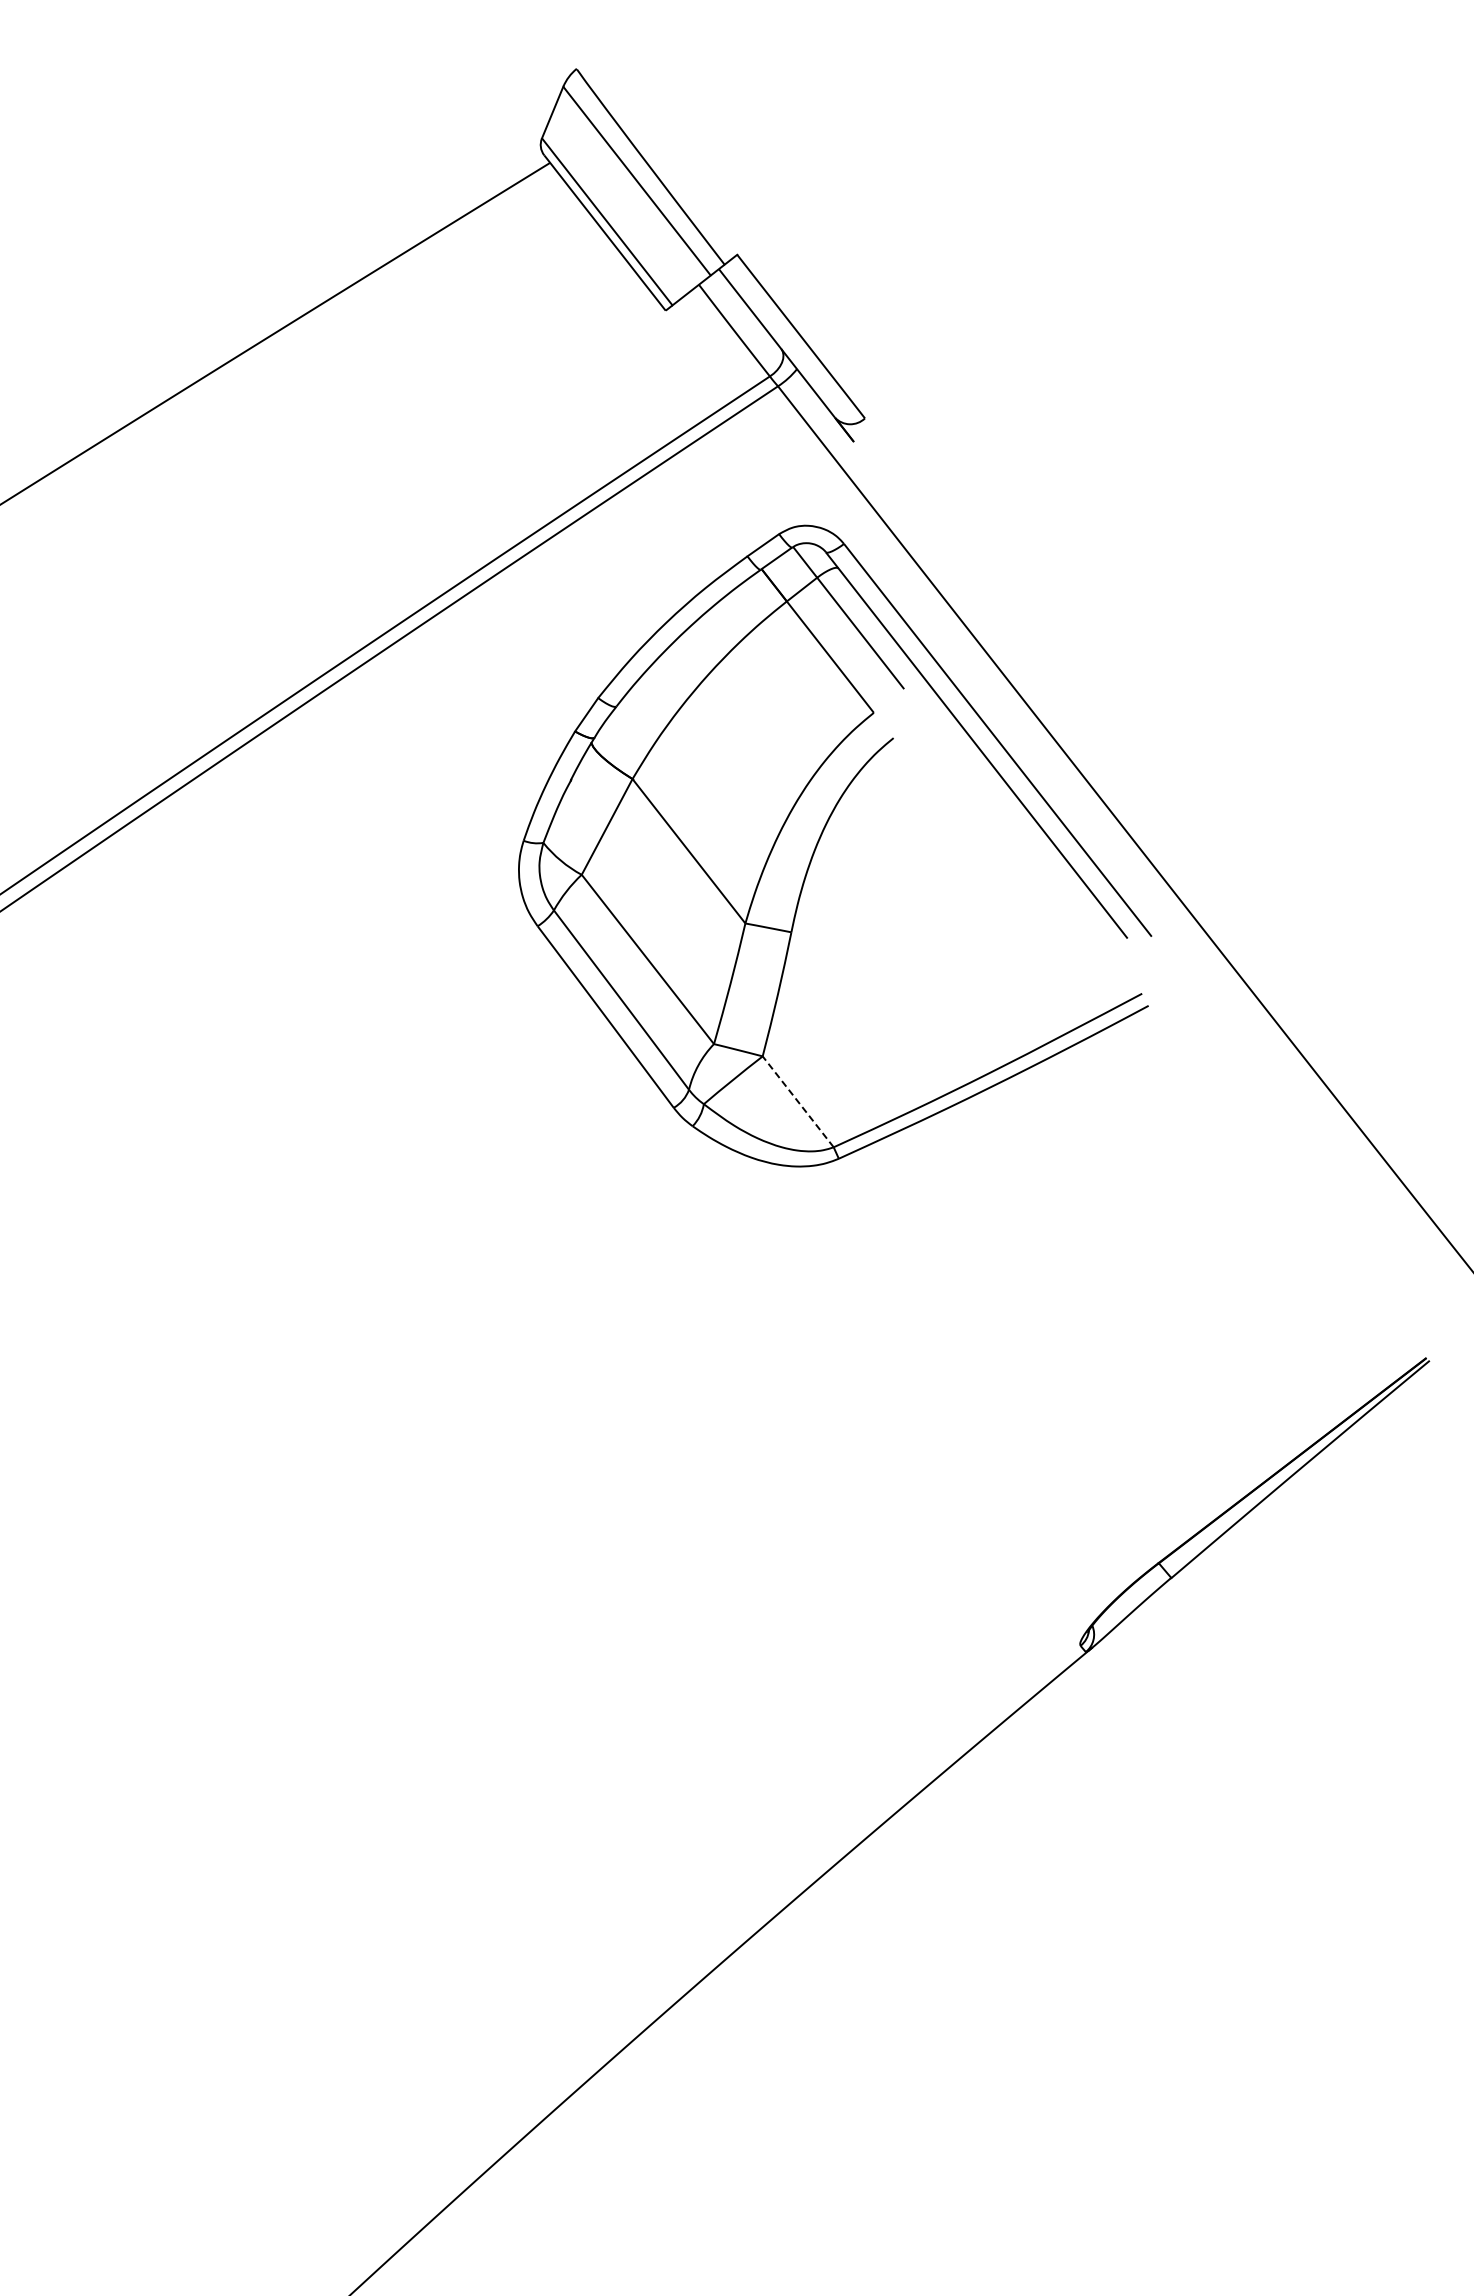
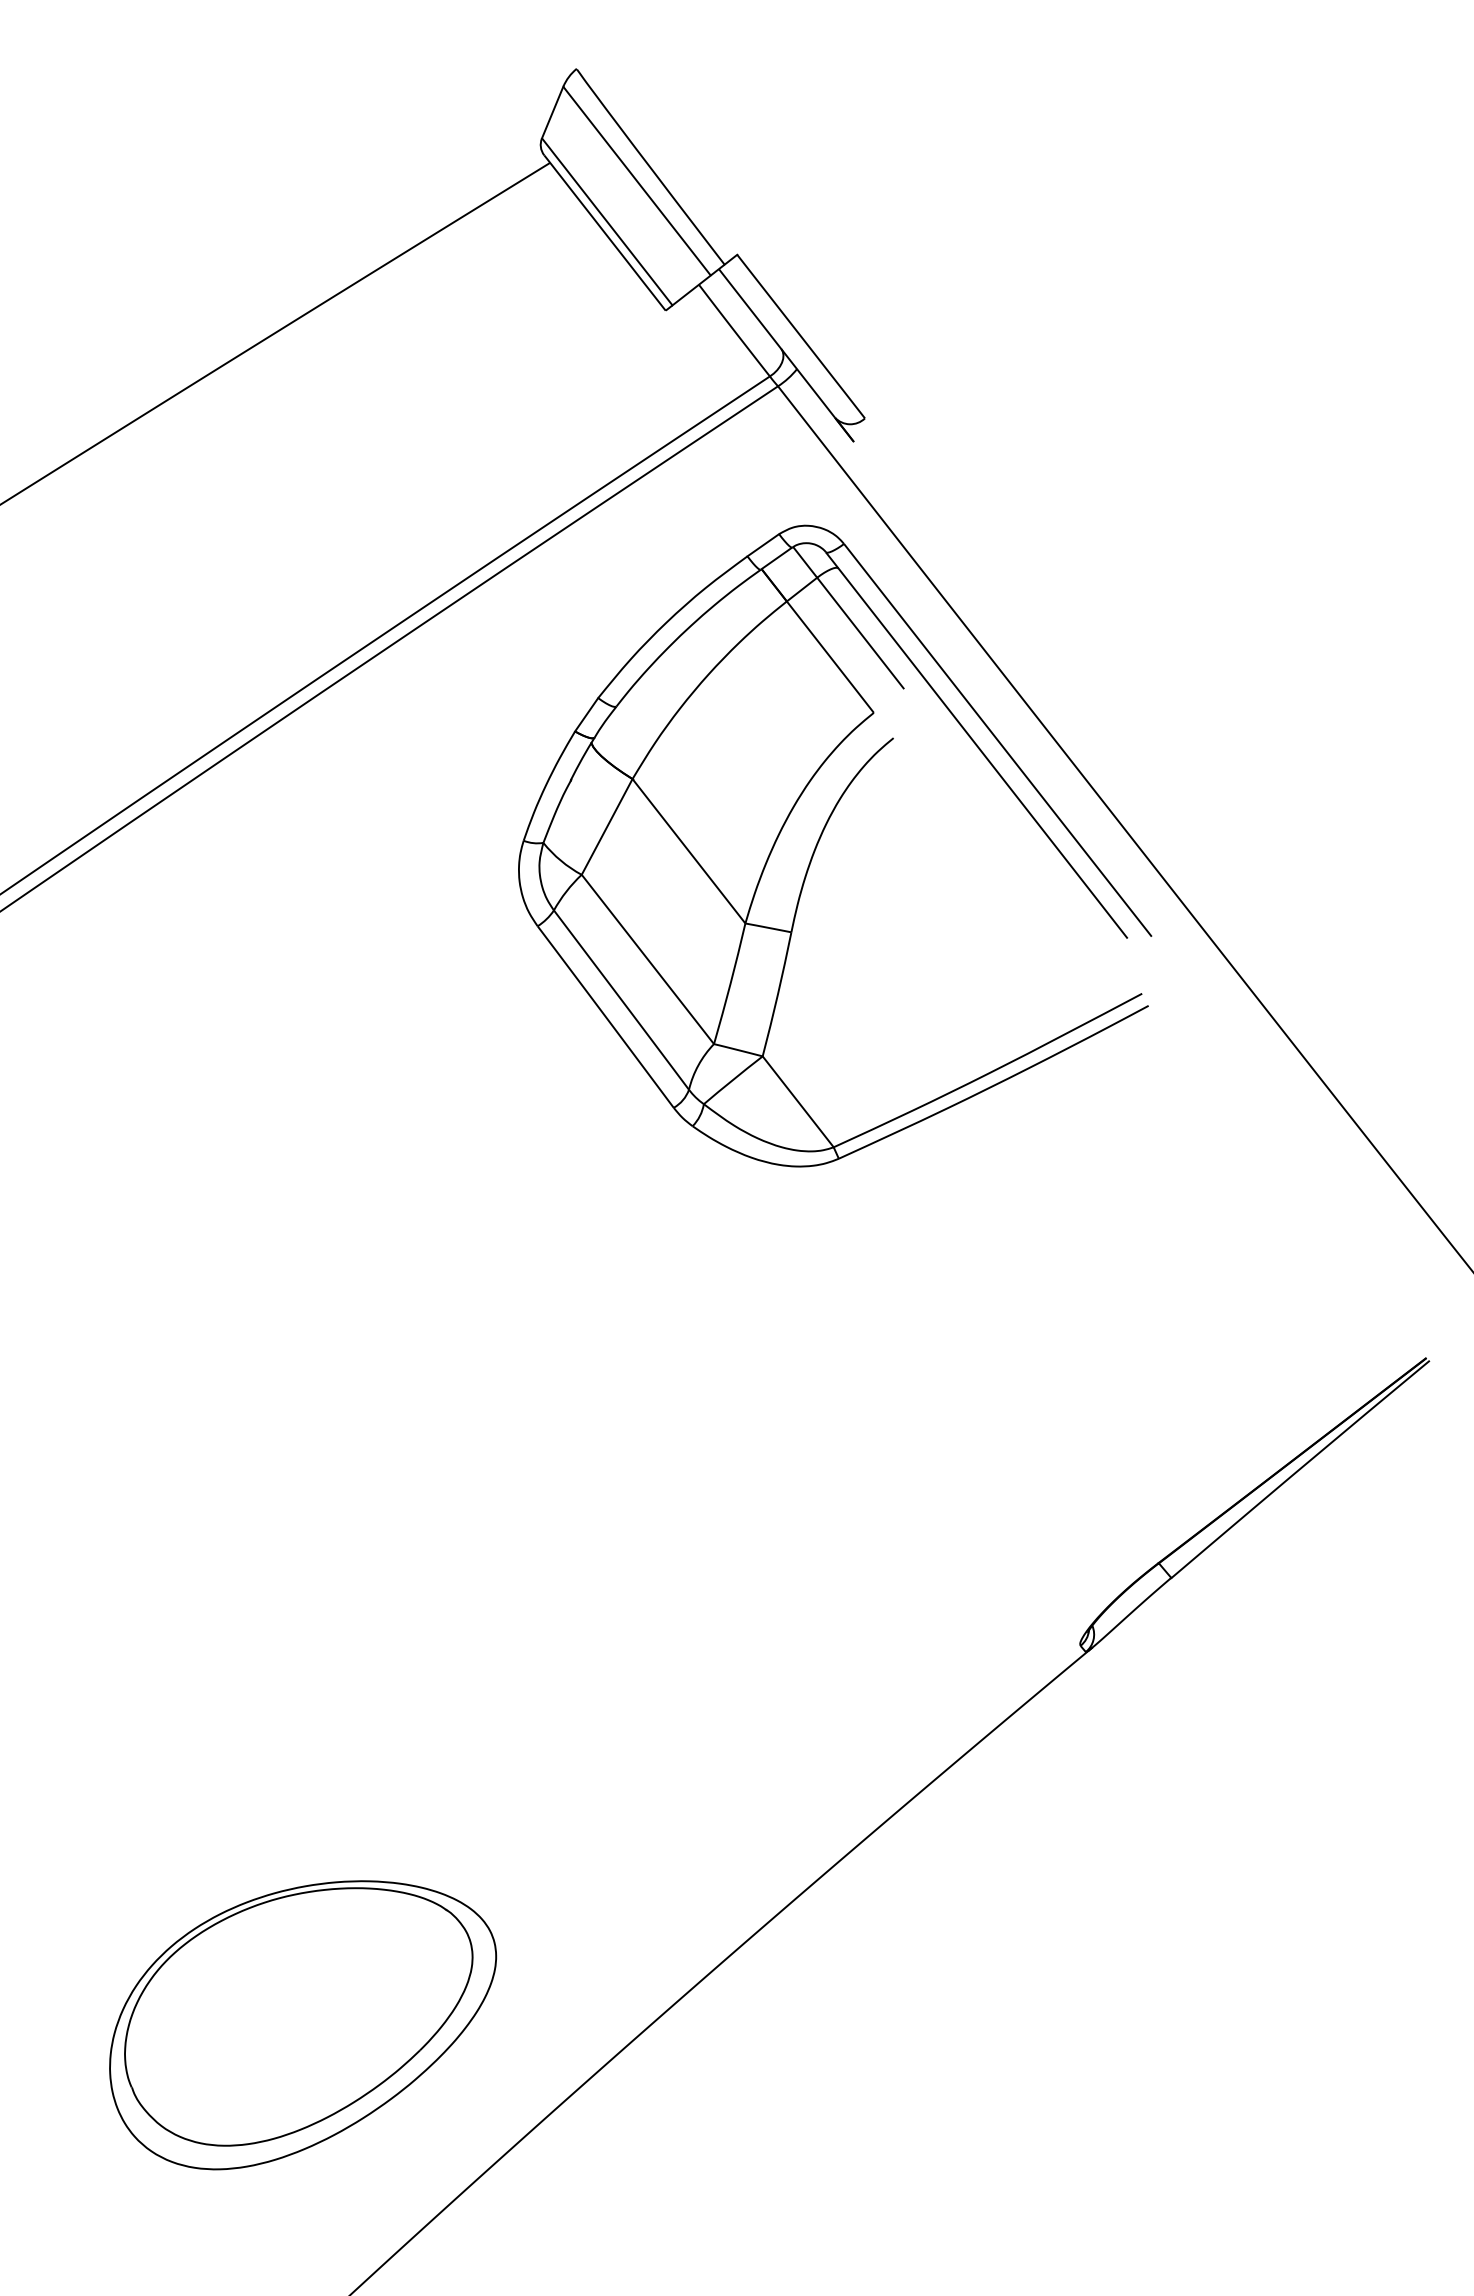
line: dashed -> solid (798, 1101)
part: none -> present (303, 2025)
